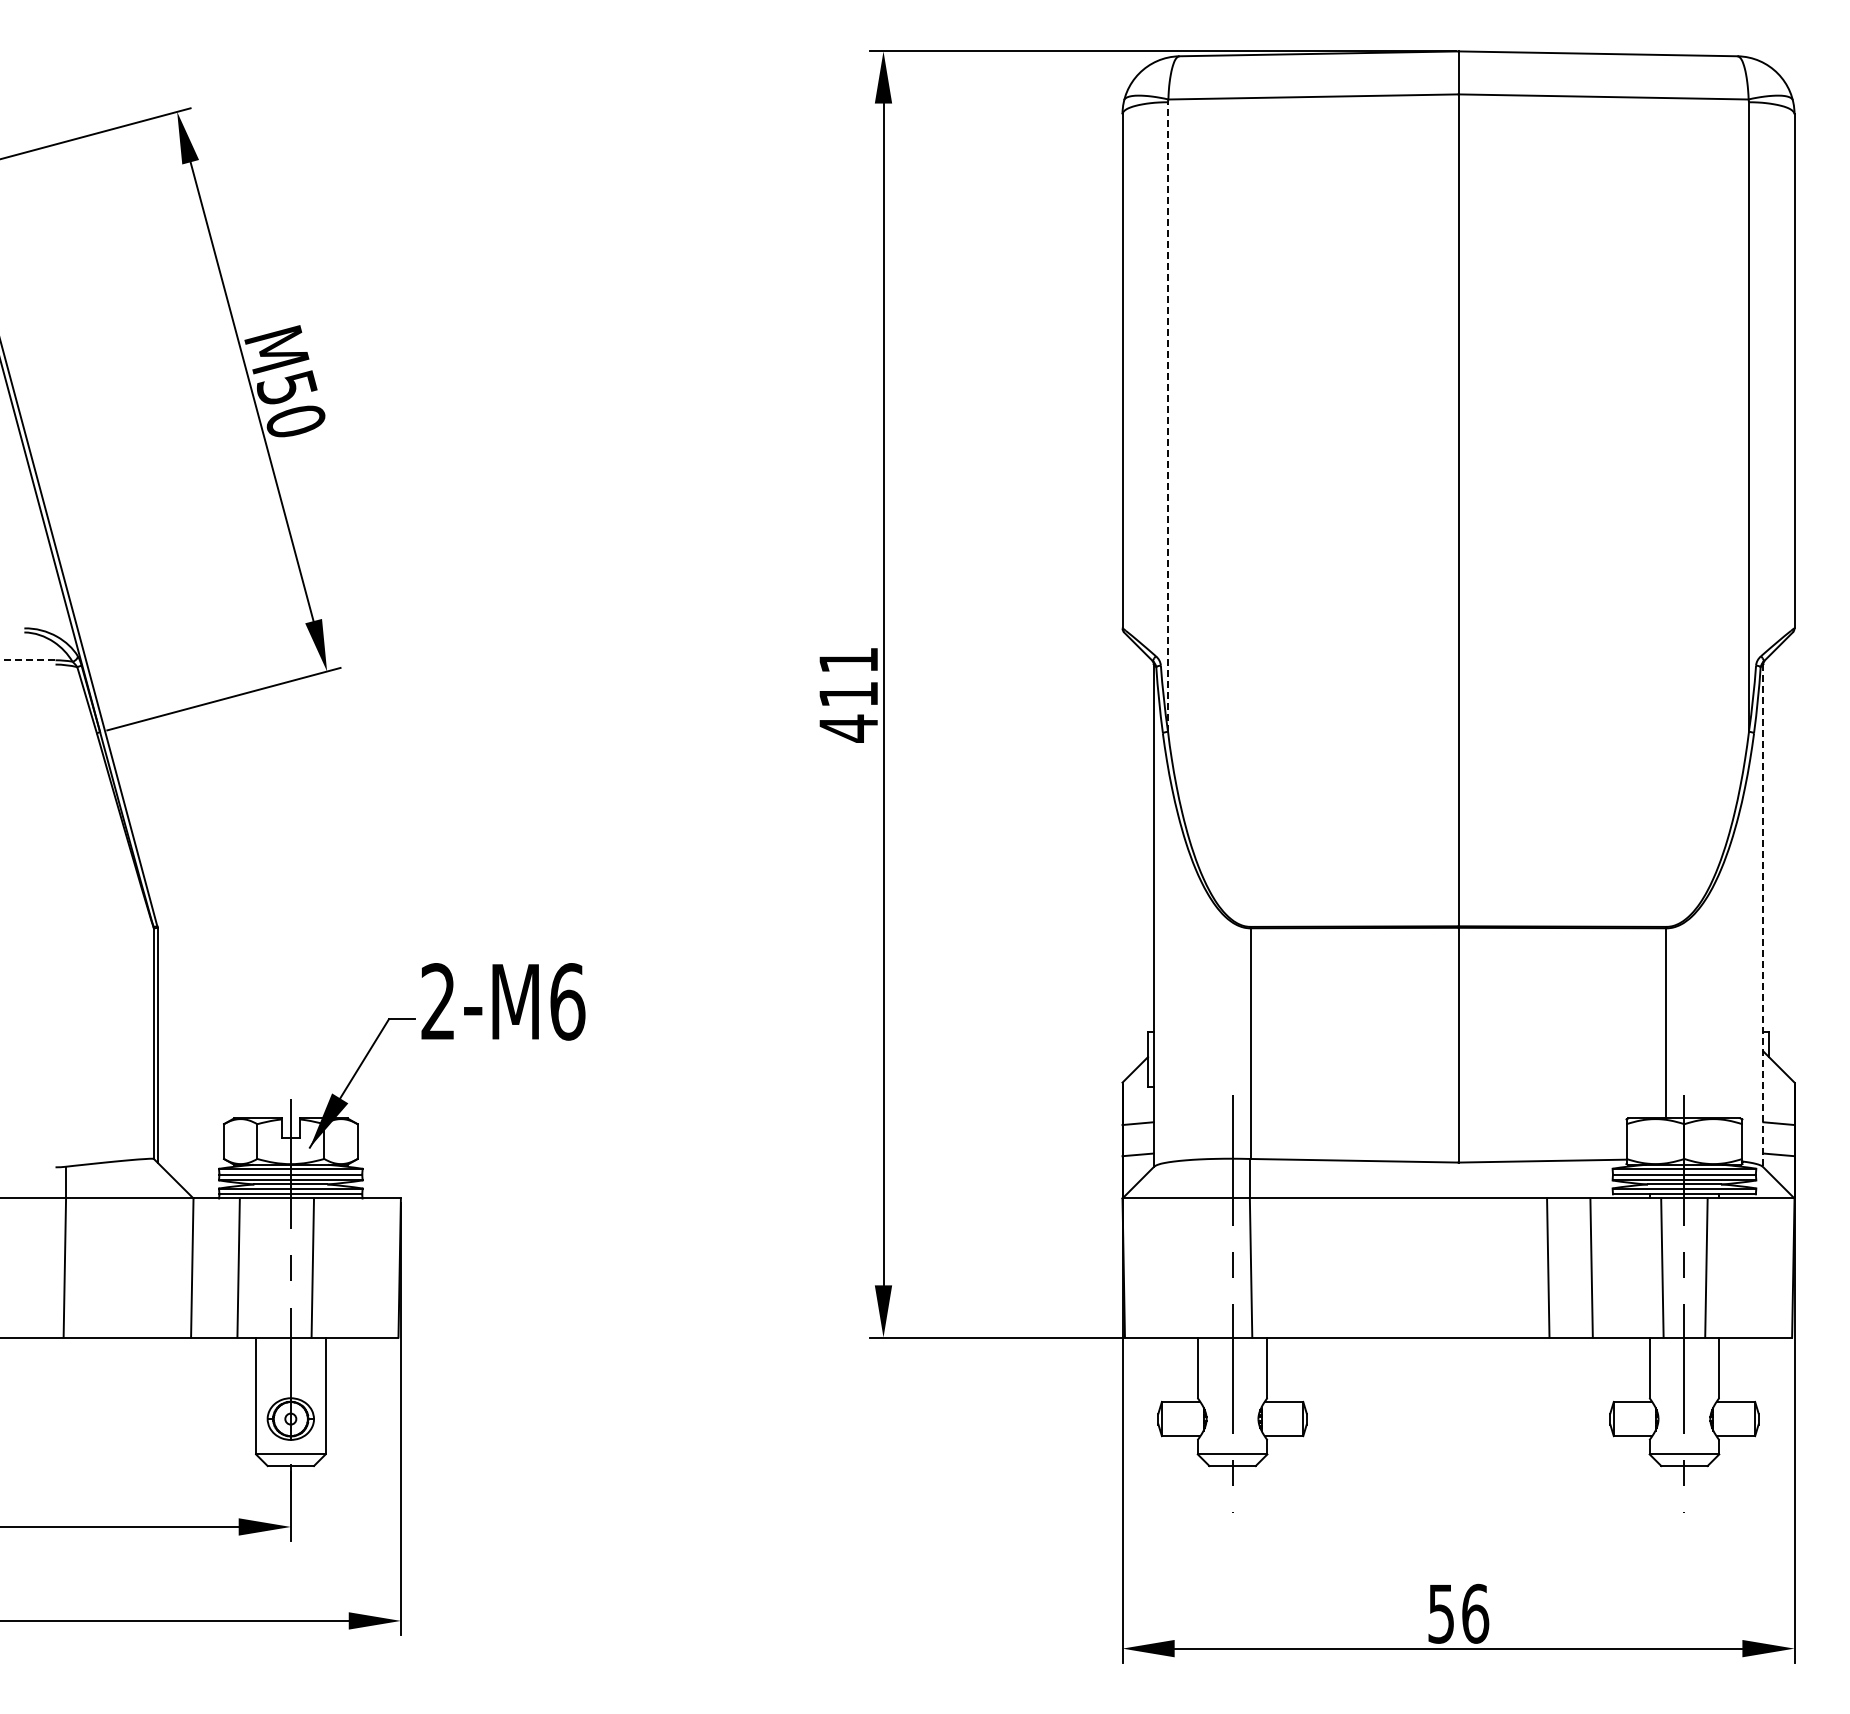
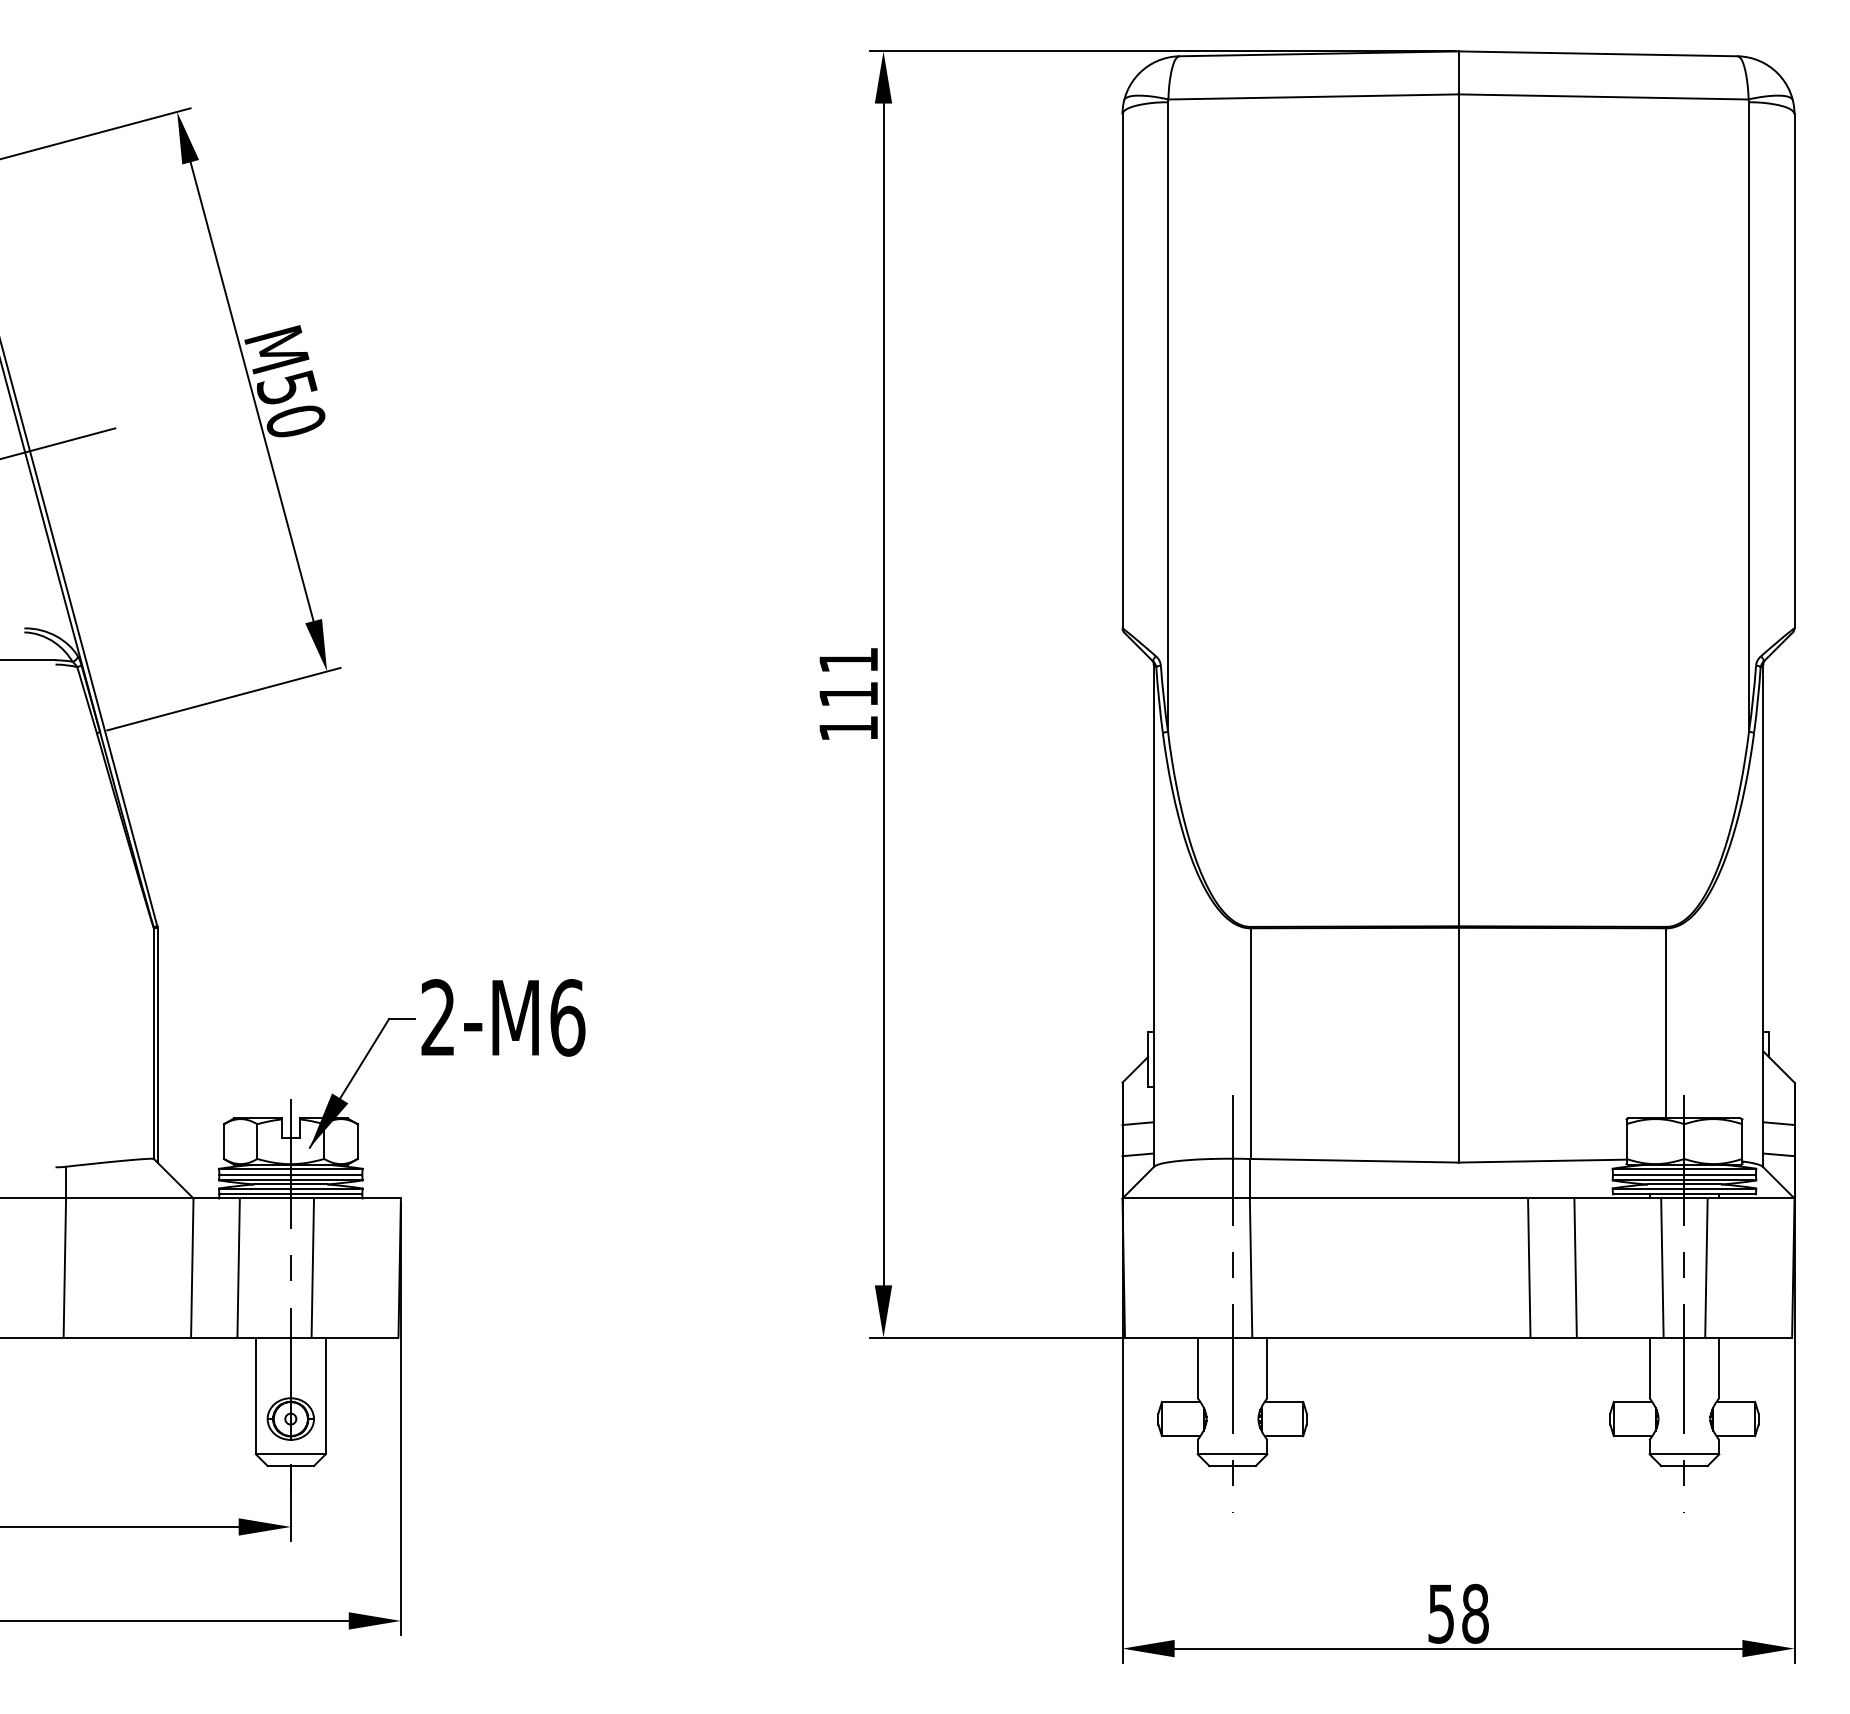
line: dashed -> solid (1168, 417)
line: none -> present (59, 443)
line: dashed -> solid (28, 660)
text: 411 -> 111 (848, 728)
line: dashed -> solid (1763, 916)
text position: (503, 1001) -> (503, 1017) (503, 1017)
line position: (1548, 1267) -> (1529, 1267) (1529, 1267)
line position: (1591, 1267) -> (1575, 1267) (1575, 1267)
text: 56 -> 58 (1475, 1613)
